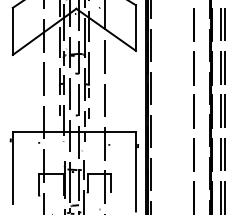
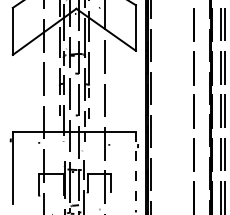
line: solid -> dashed (136, 171)
